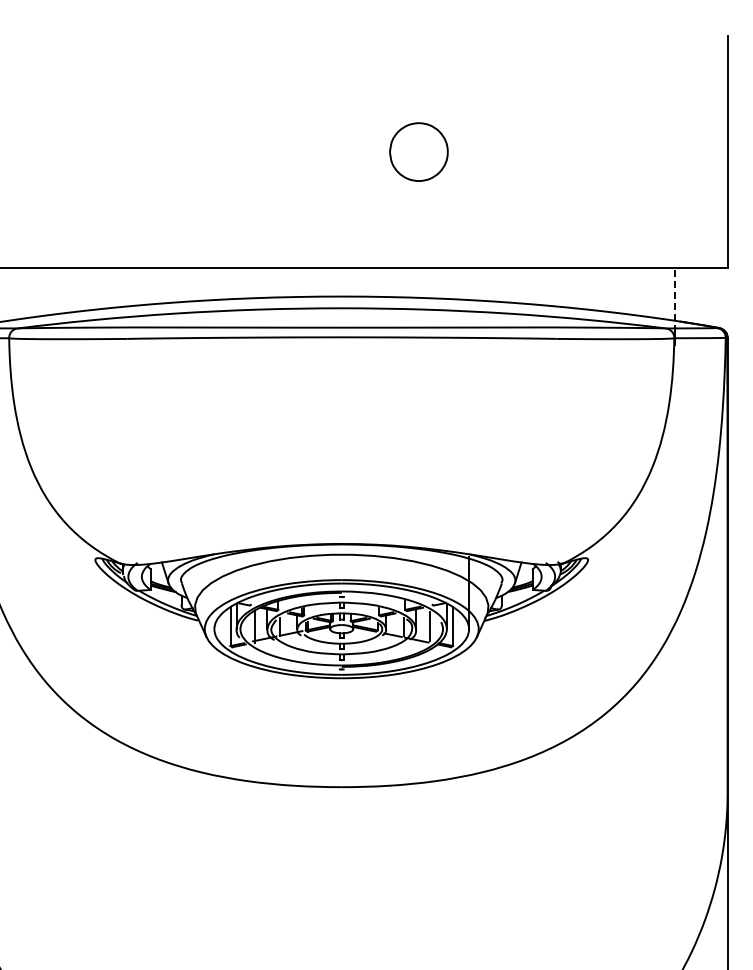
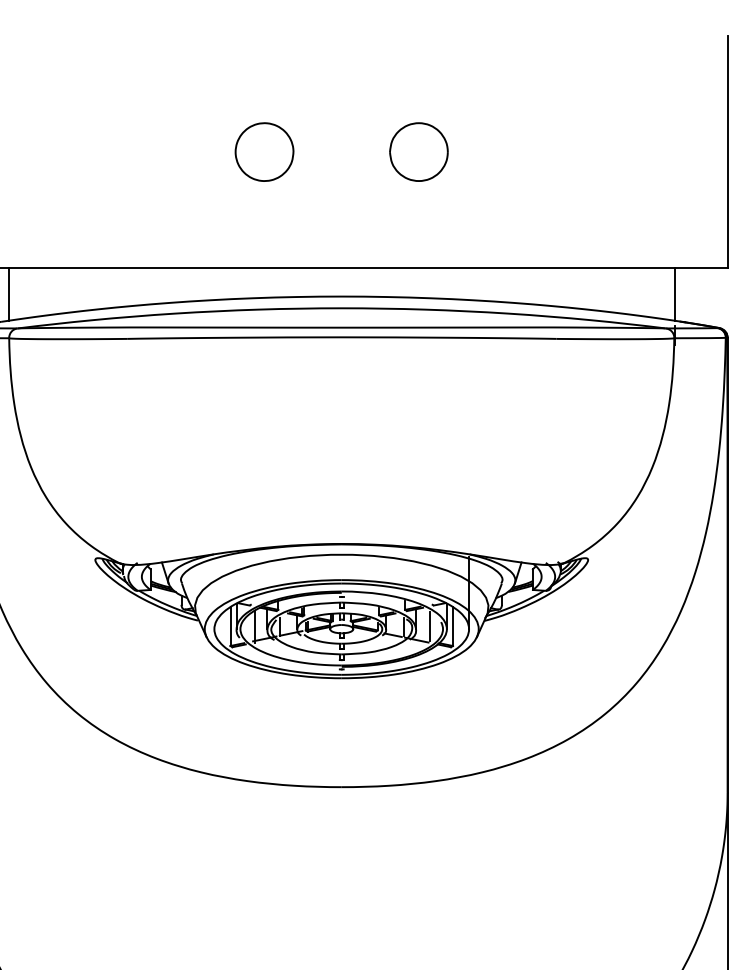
part: none -> present (264, 151)
line: none -> present (8, 293)
line: dashed -> solid (674, 293)
